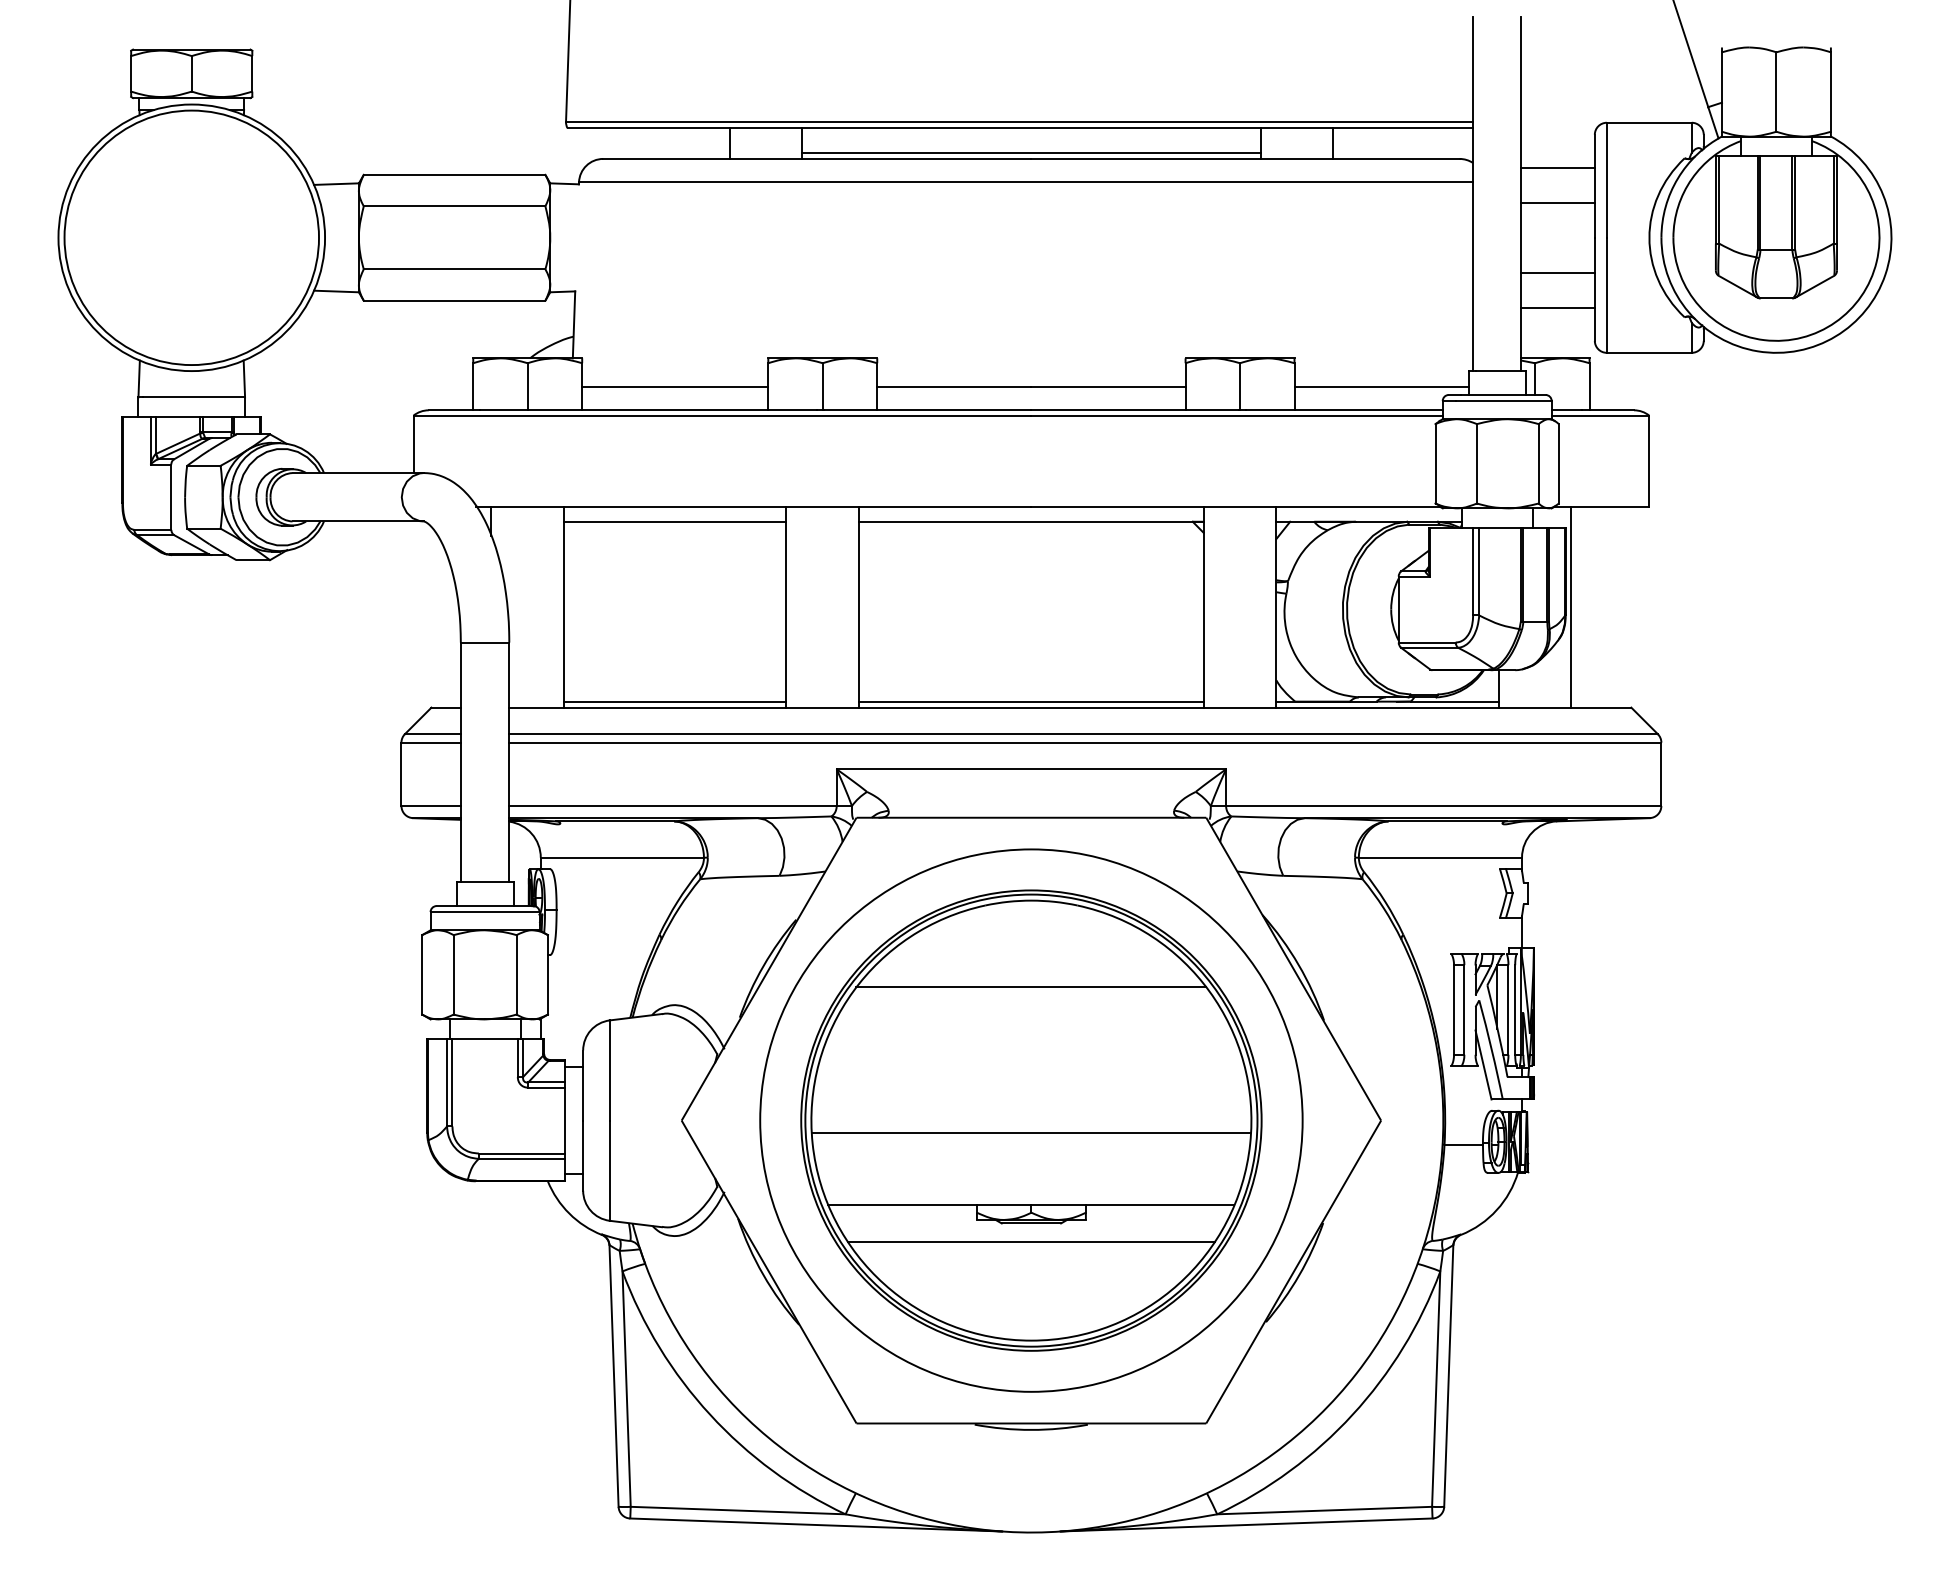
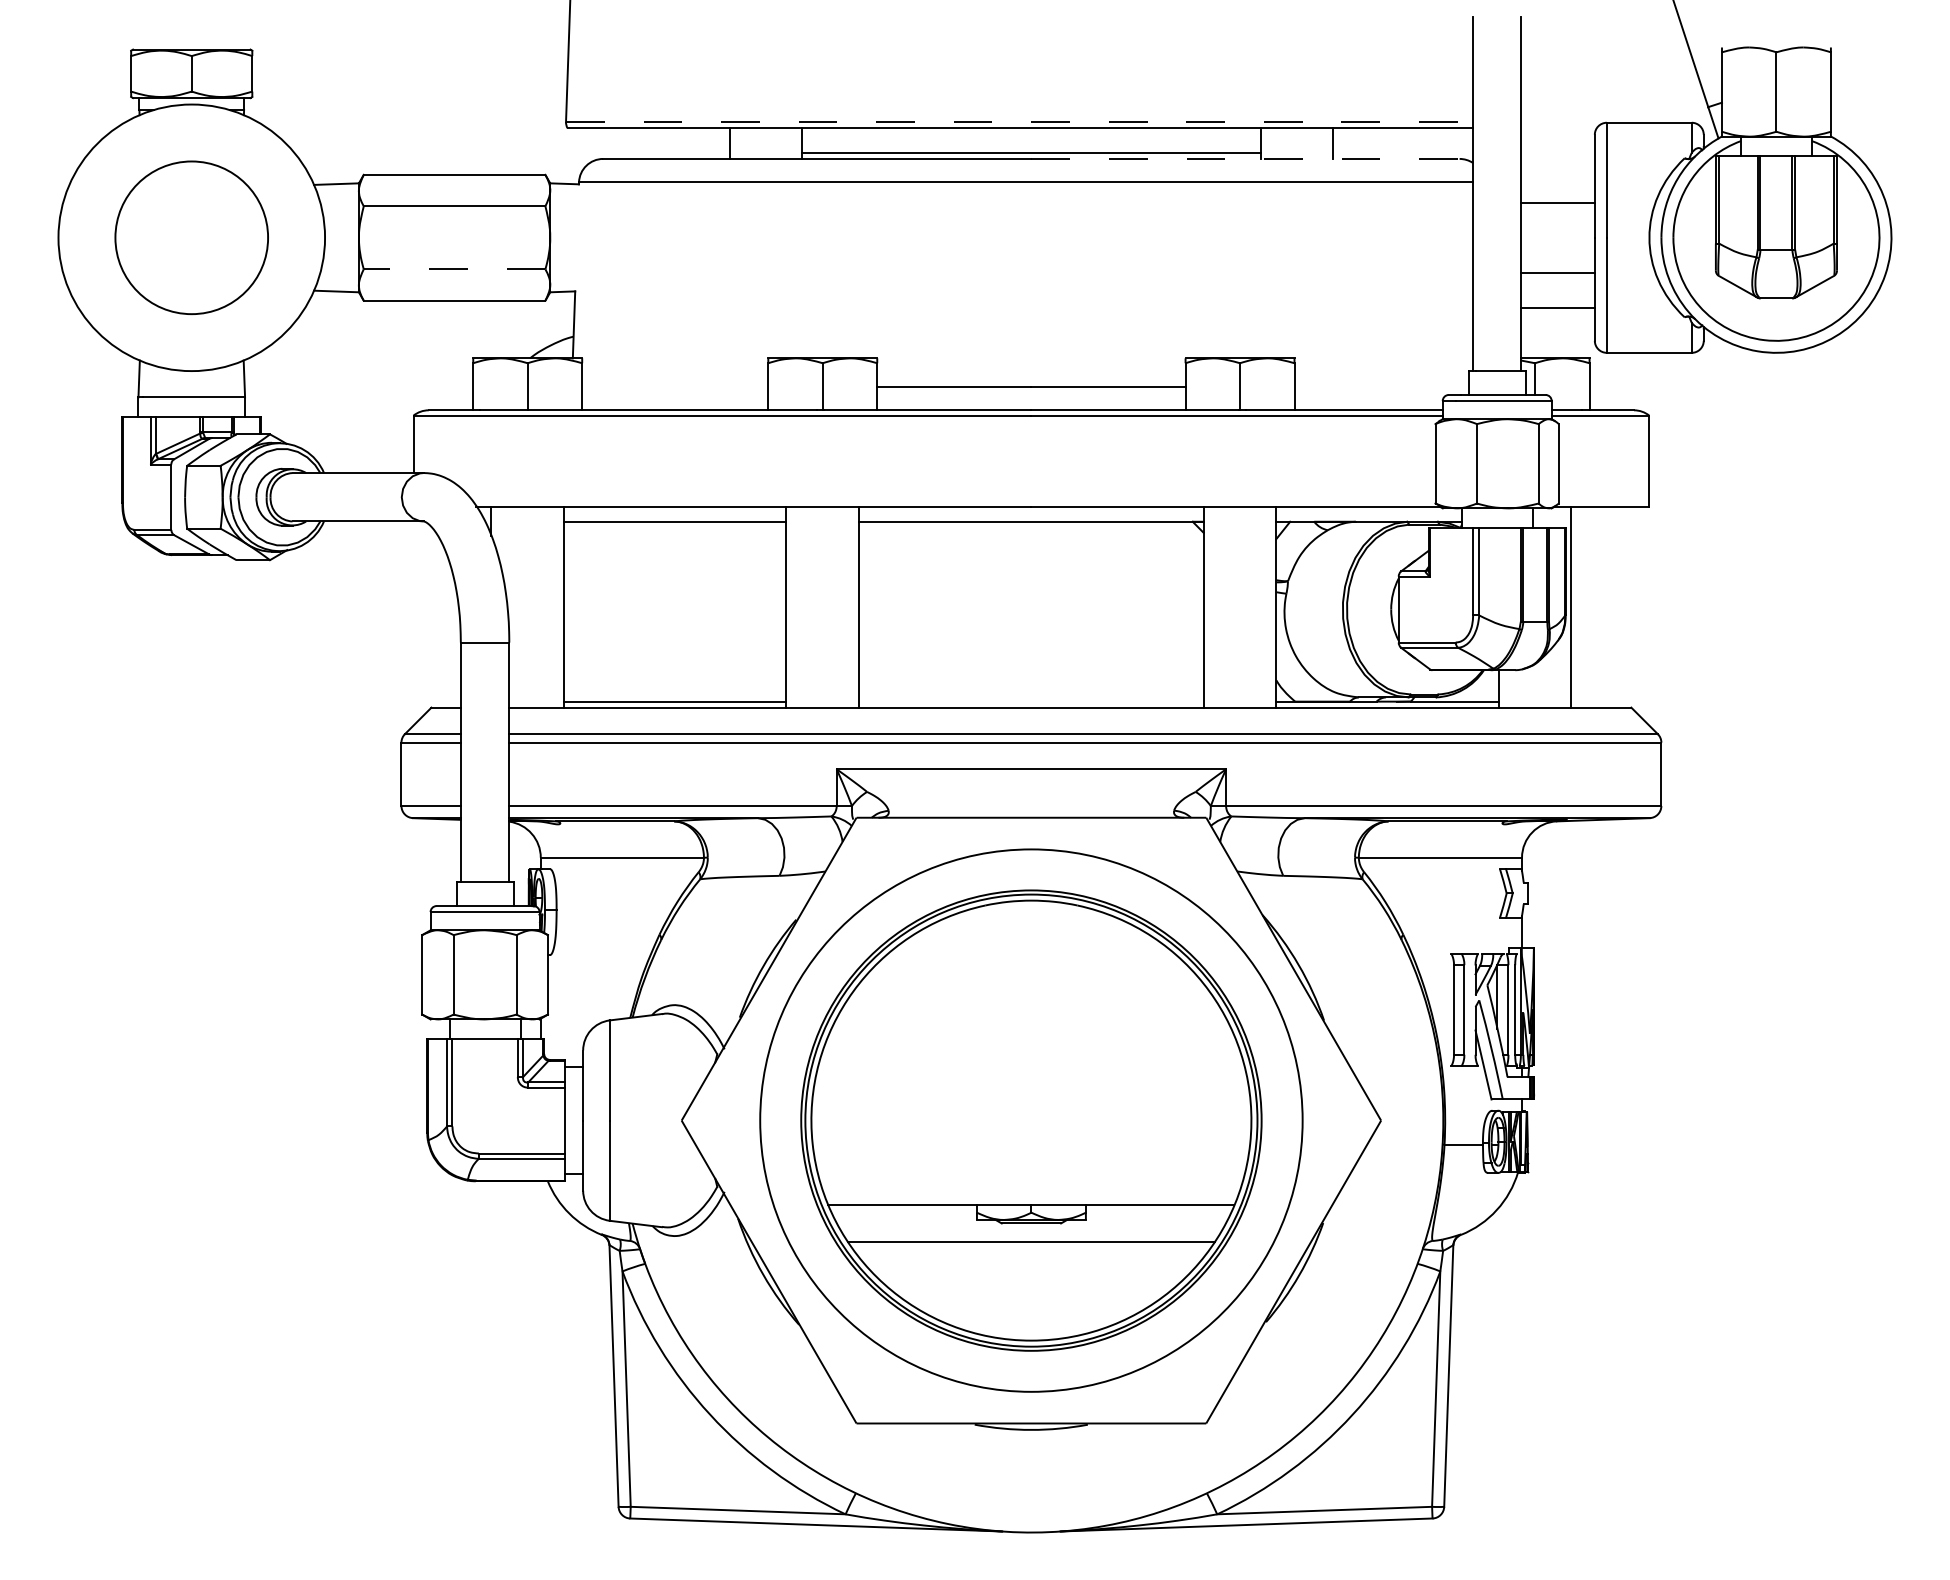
line: solid -> dashed (1020, 121)
line: solid -> dashed (1246, 158)
line: present -> none (1557, 167)
circle diameter: 254 px -> 153 px (191, 237)
line: solid -> dashed (454, 269)
line: present -> none (675, 386)
line: present -> none (1381, 386)
line: present -> none (1031, 701)
line: present -> none (1031, 987)
line: present -> none (1031, 1132)
